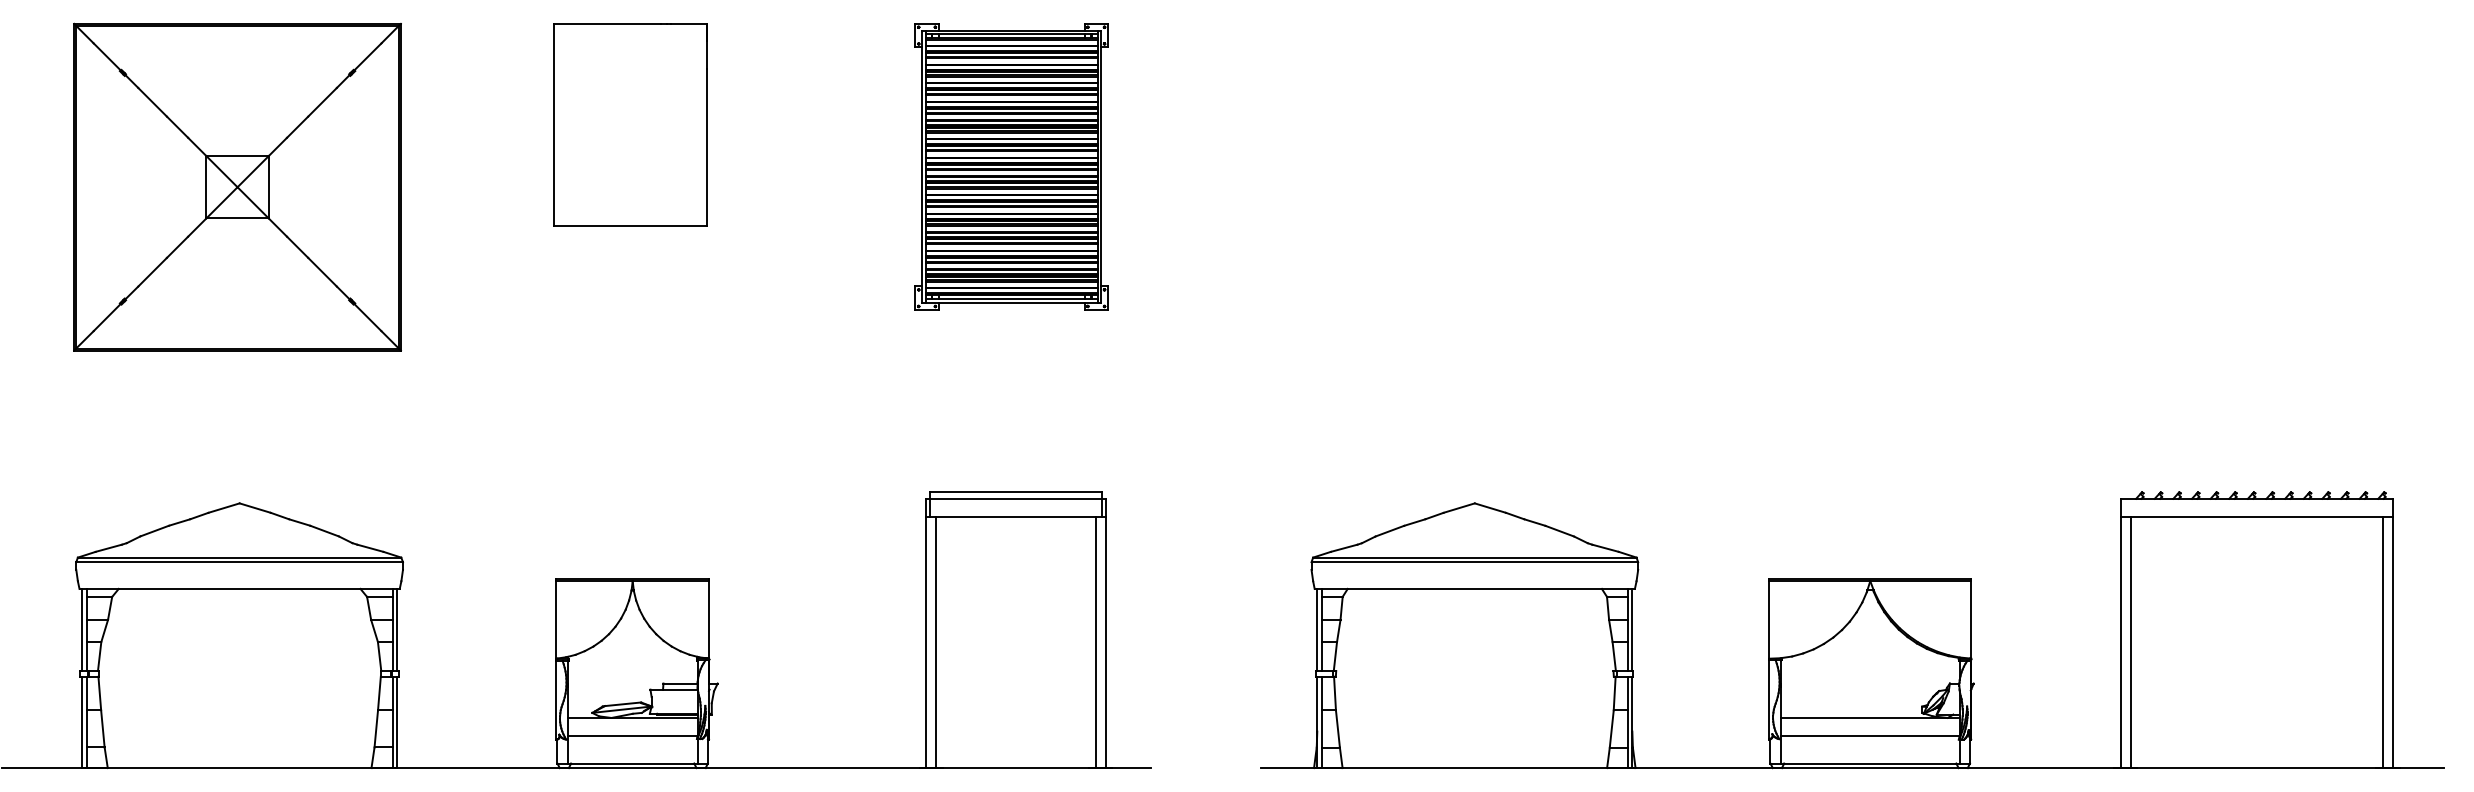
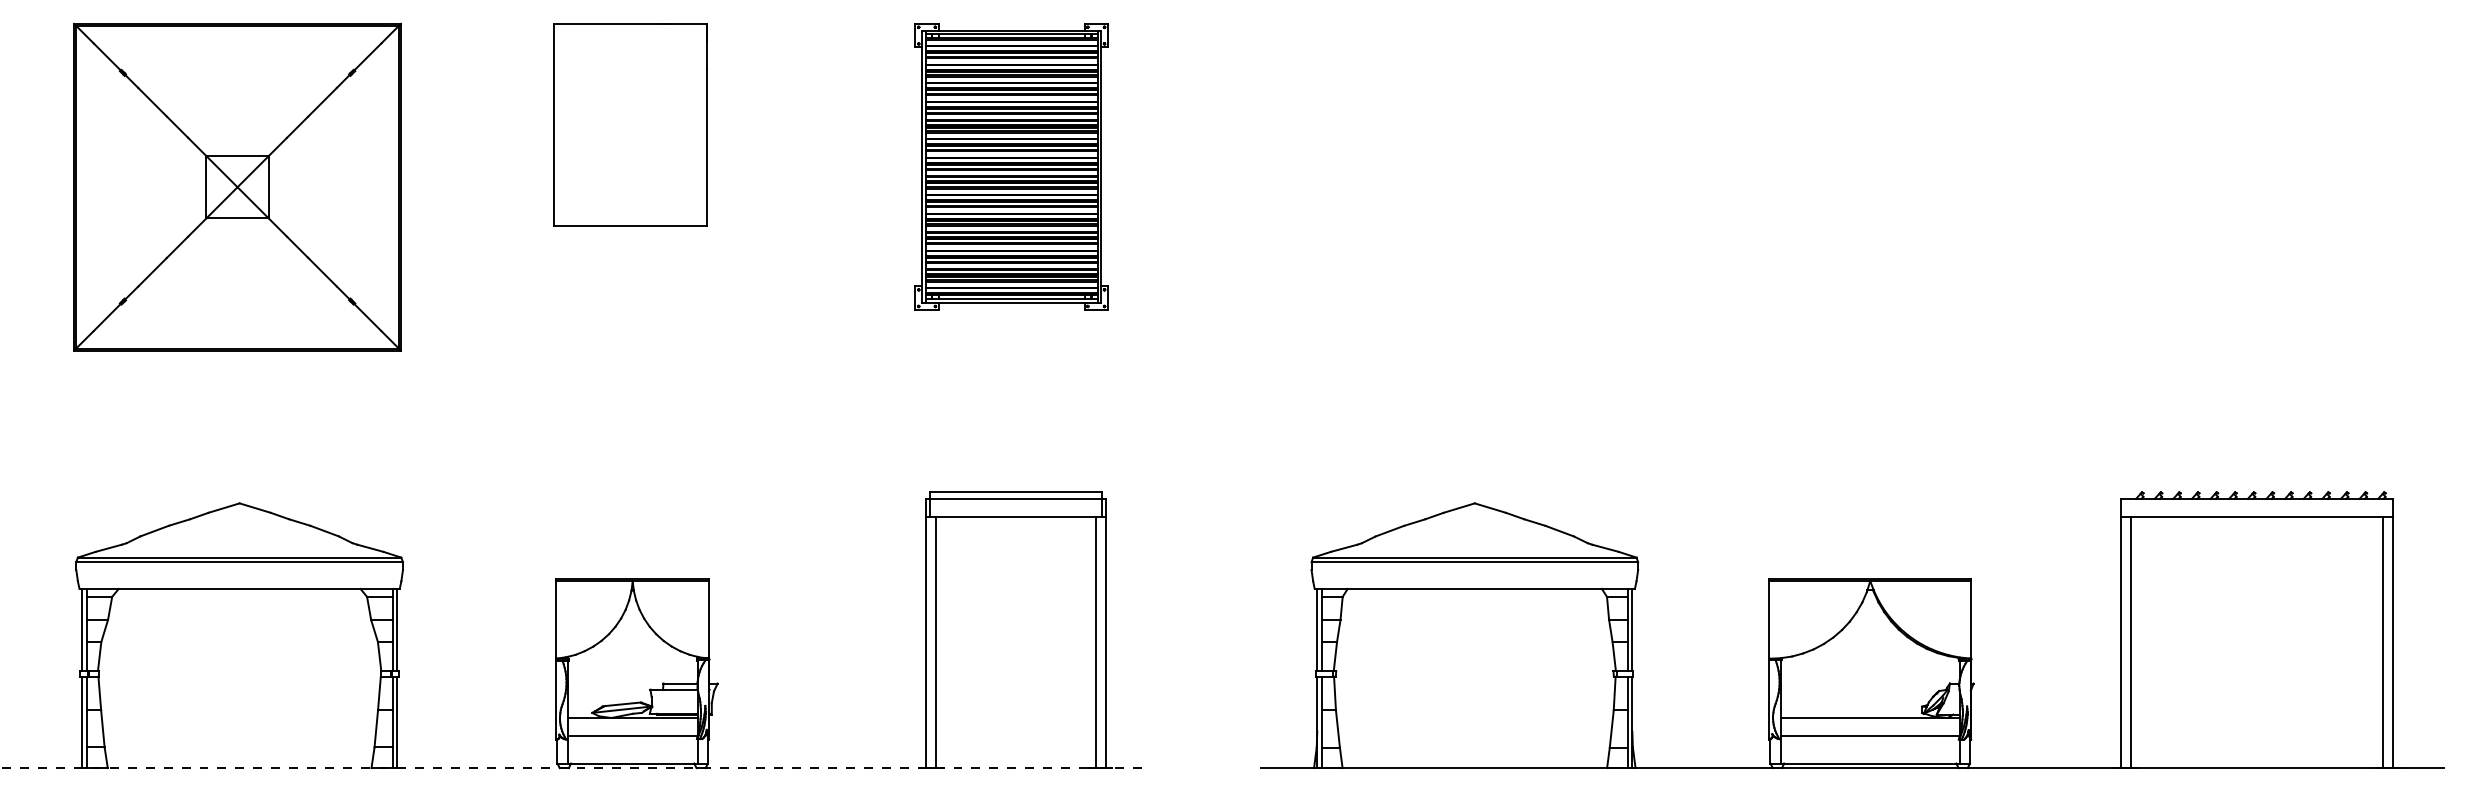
line: solid -> dashed (576, 768)
